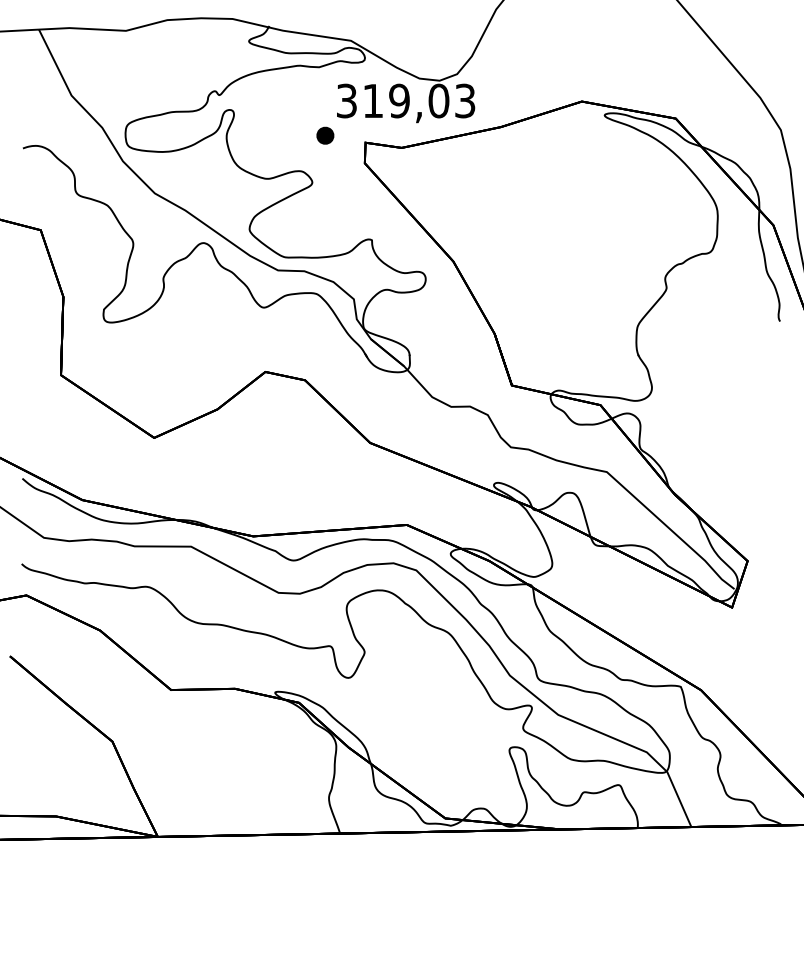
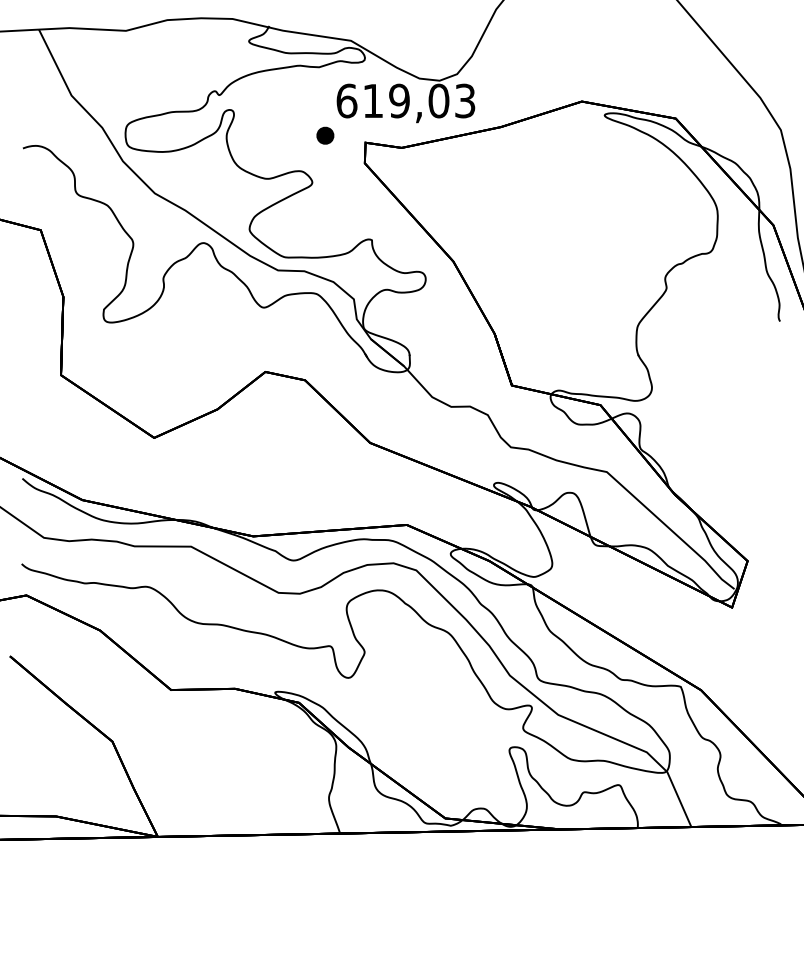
text: 319,03 -> 619,03 (346, 100)
